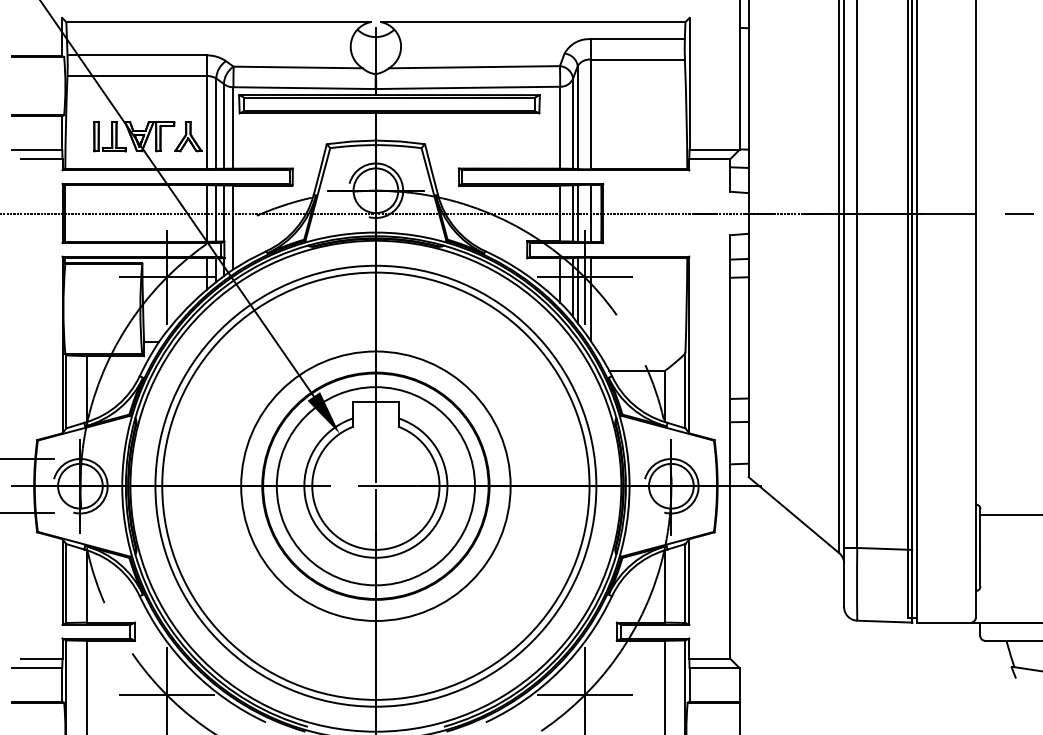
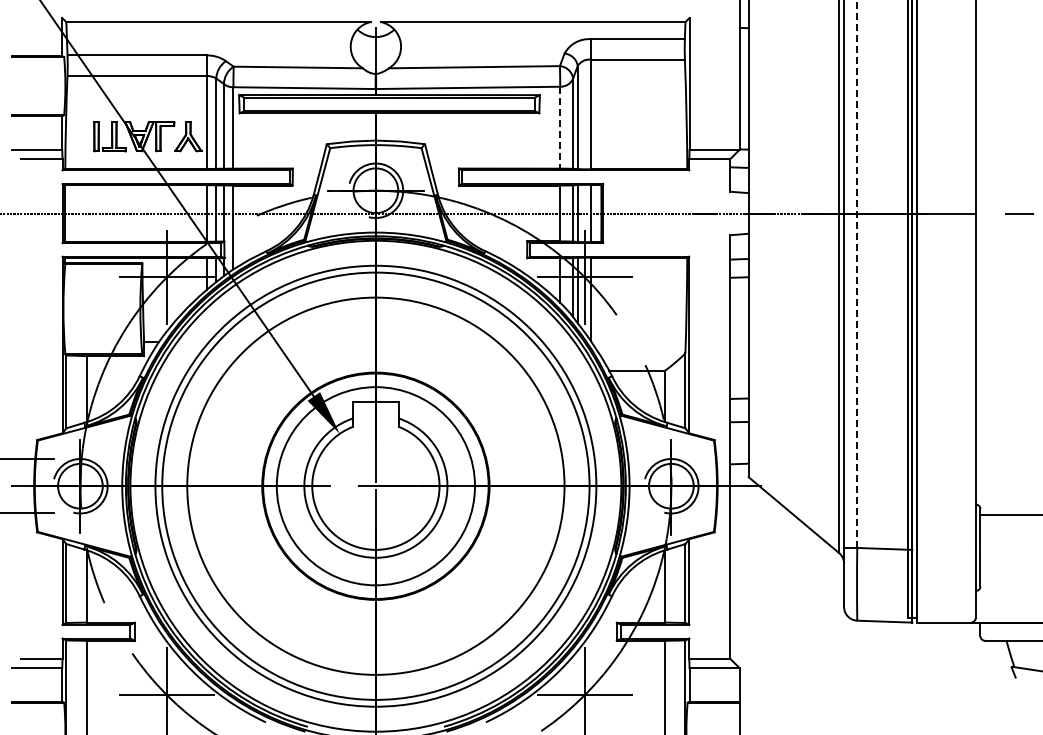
line: solid -> dashed (560, 127)
line: solid -> dashed (857, 274)
circle diameter: 269 px -> 377 px (375, 485)
